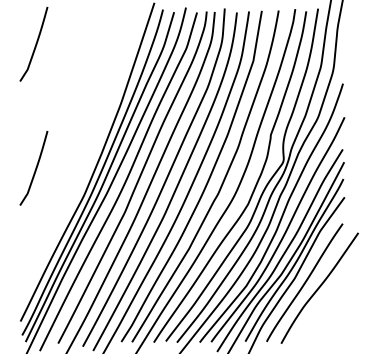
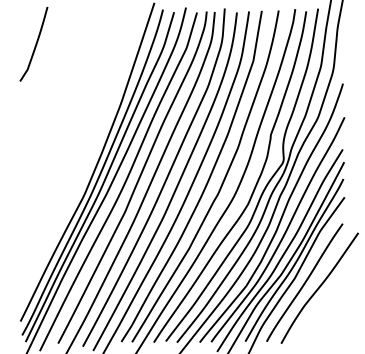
curve: present -> none (35, 168)
